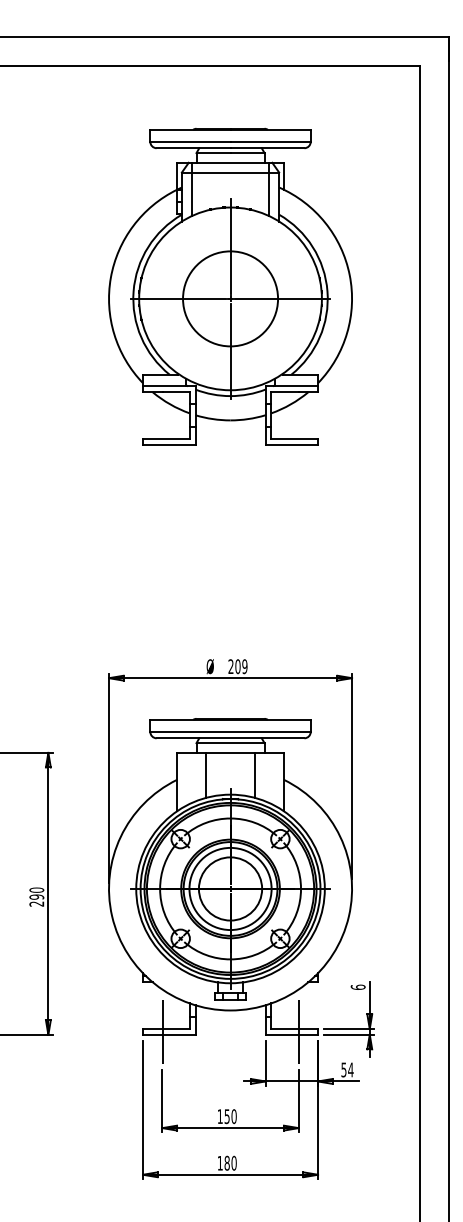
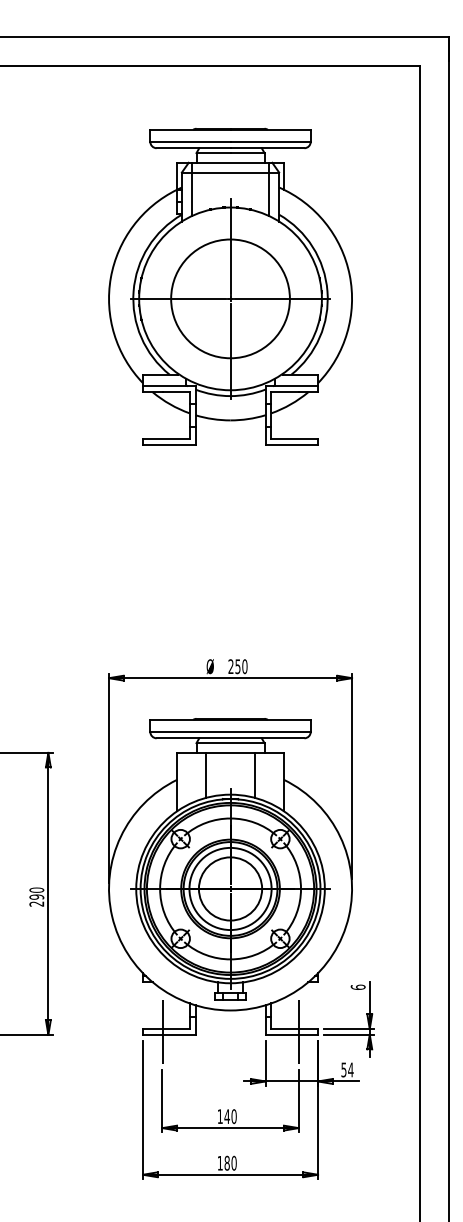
circle diameter: 95 px -> 119 px (230, 298)
text: 209 -> 250 (241, 666)
text: 150 -> 140 (226, 1116)
